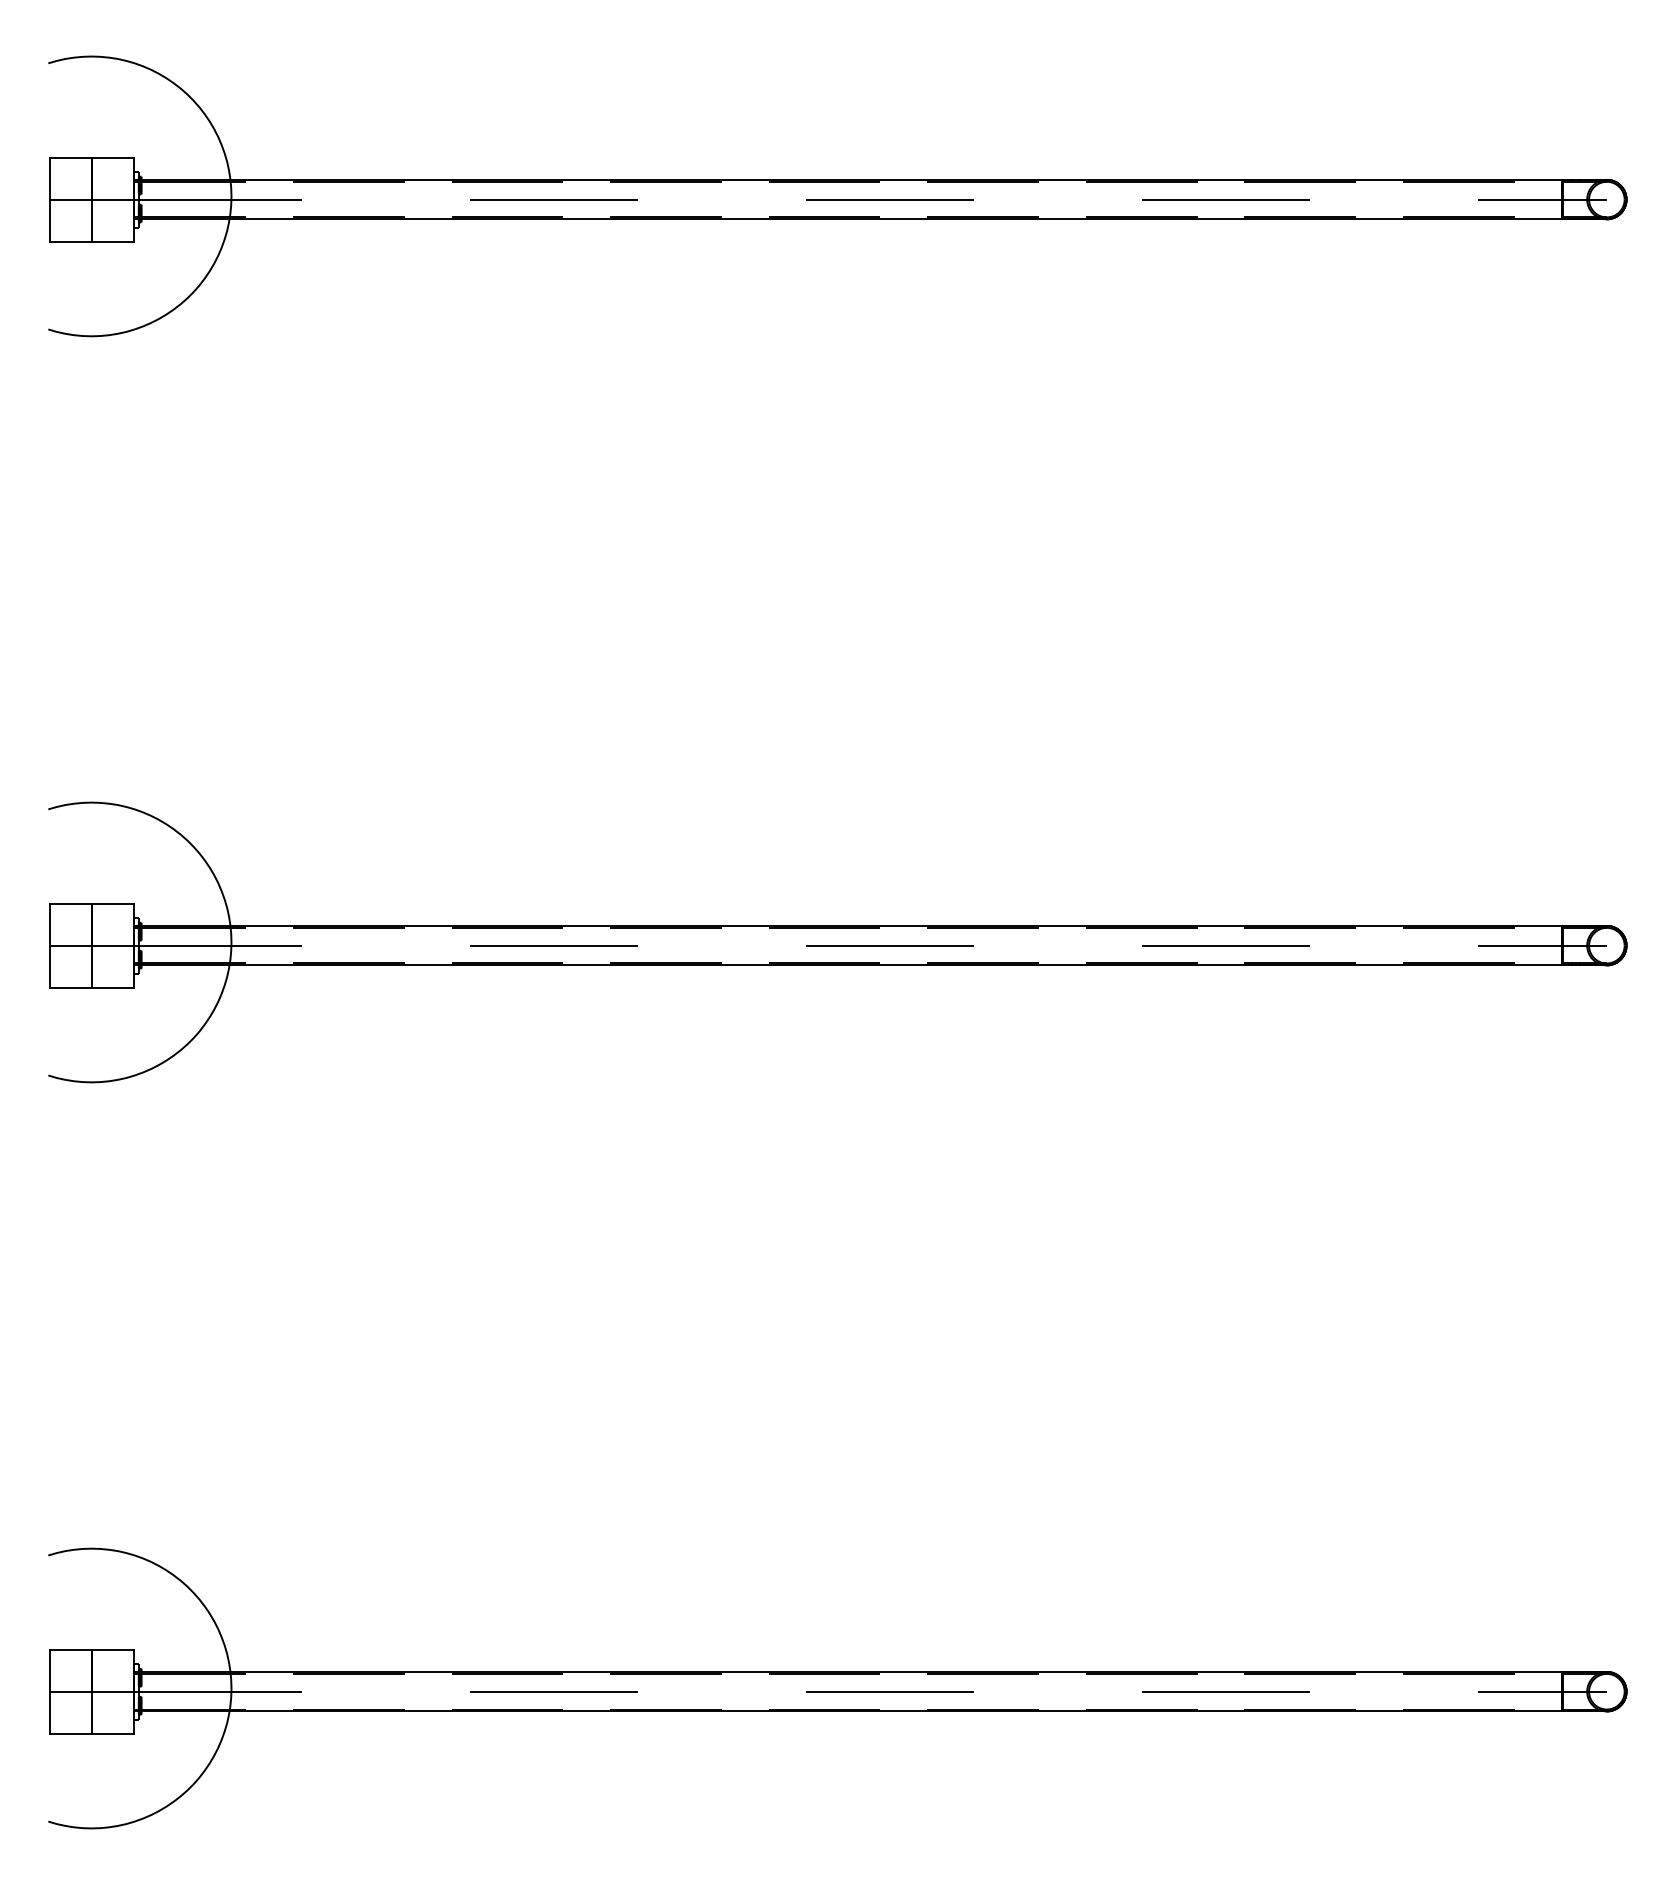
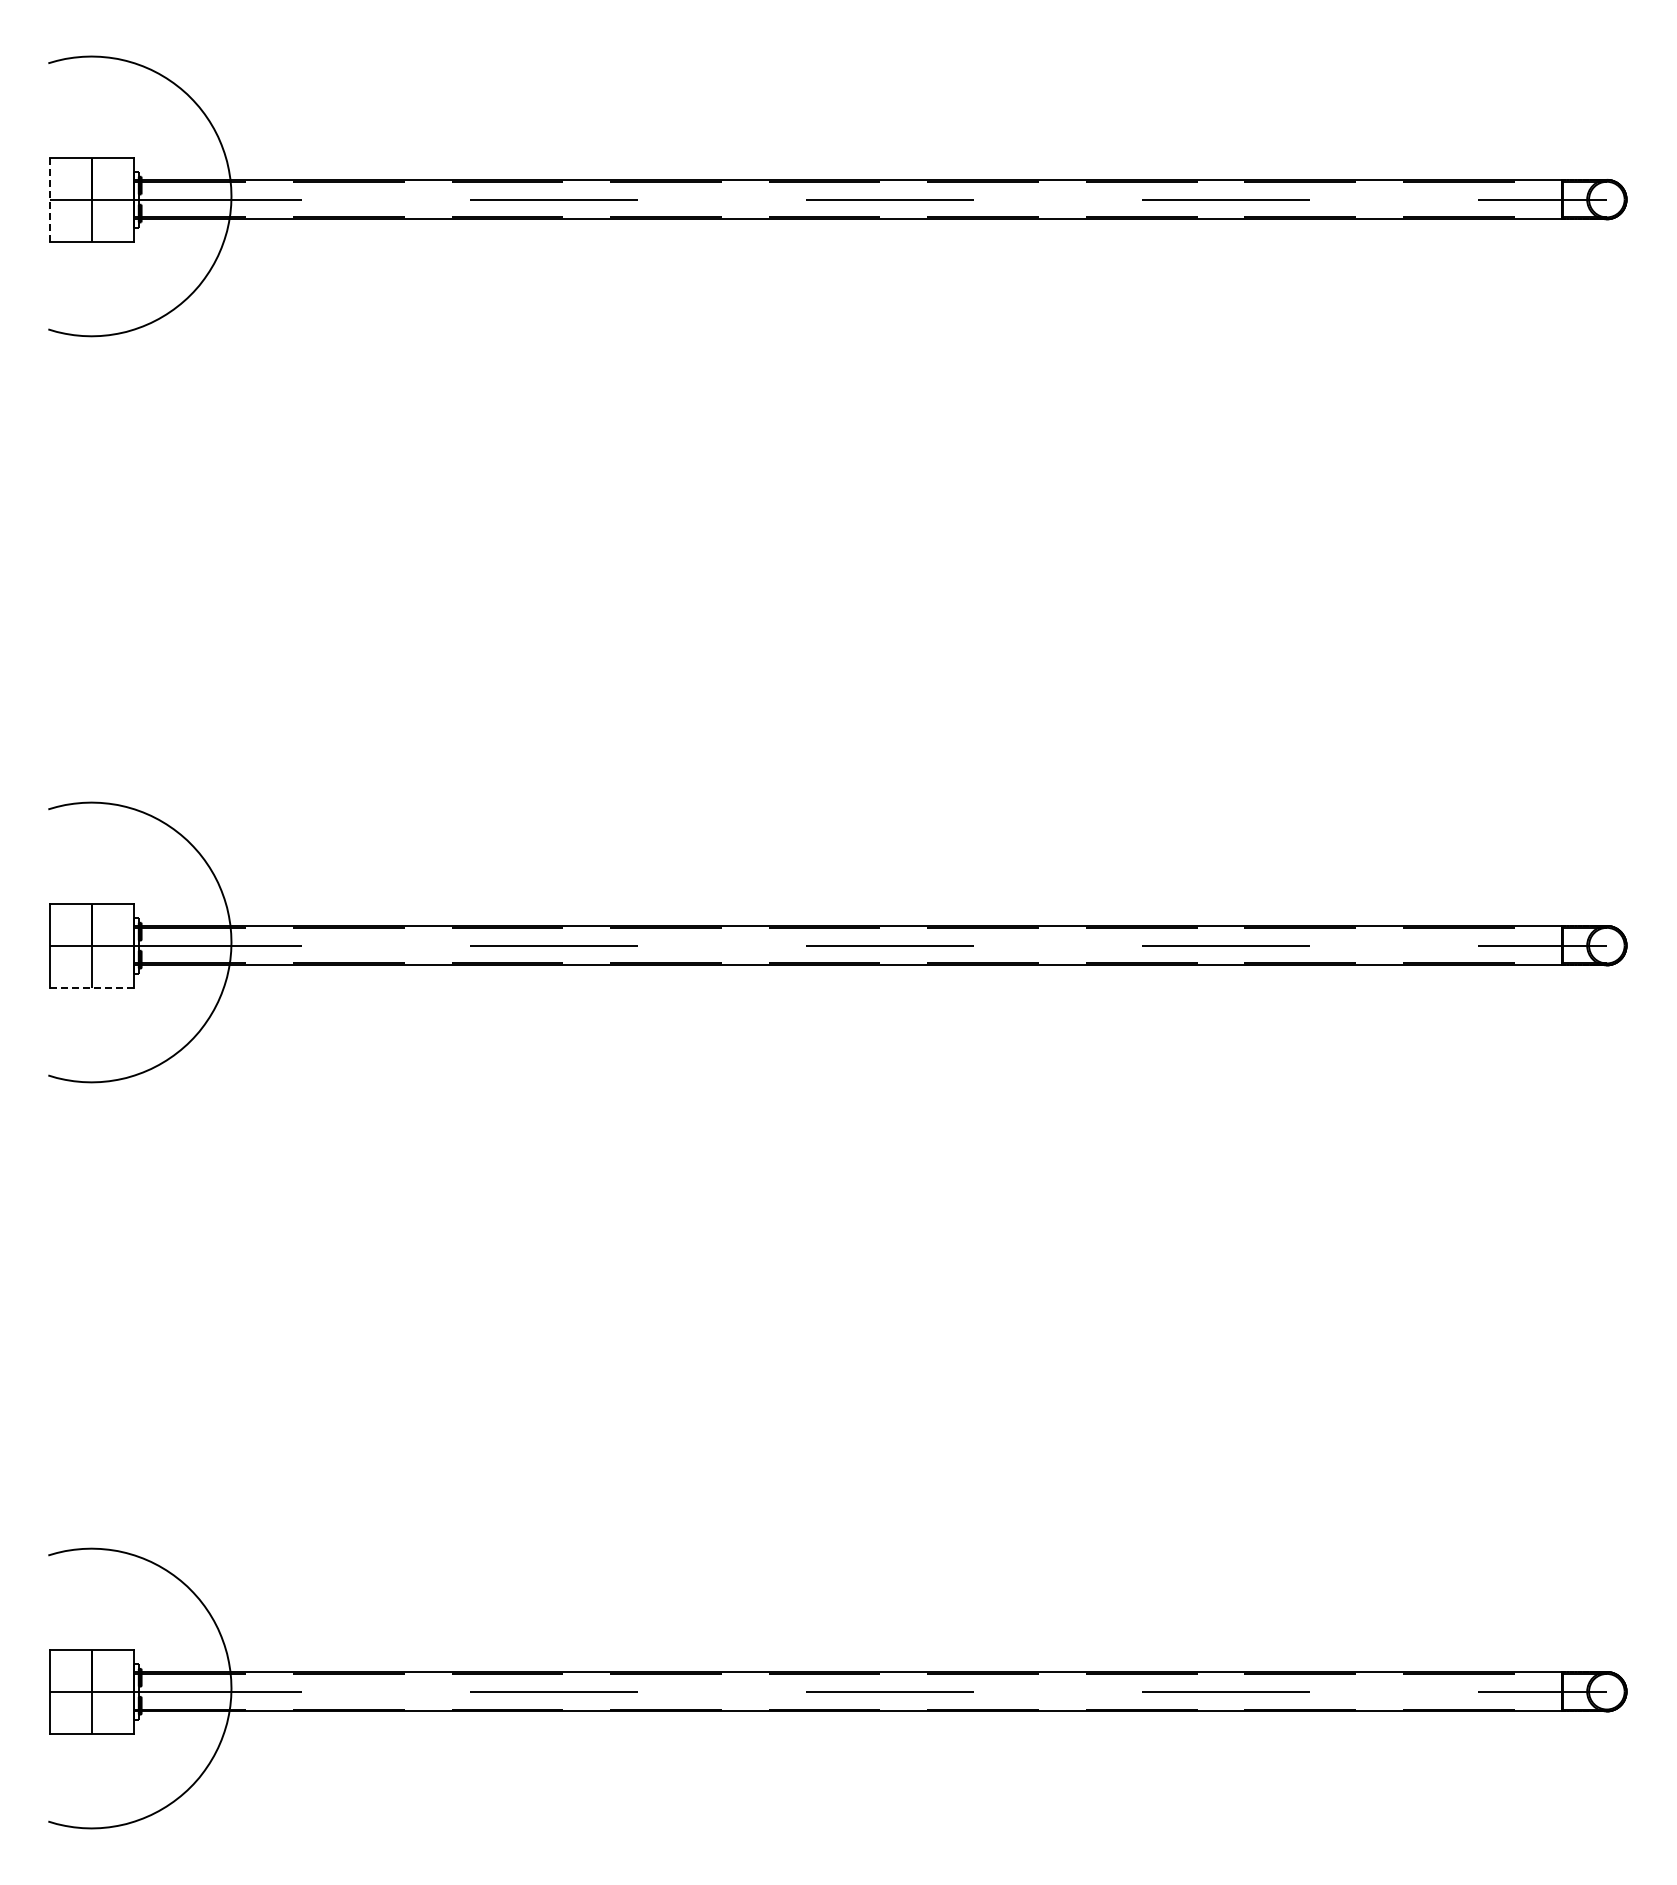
line: solid -> dashed (50, 199)
line: solid -> dashed (92, 987)
